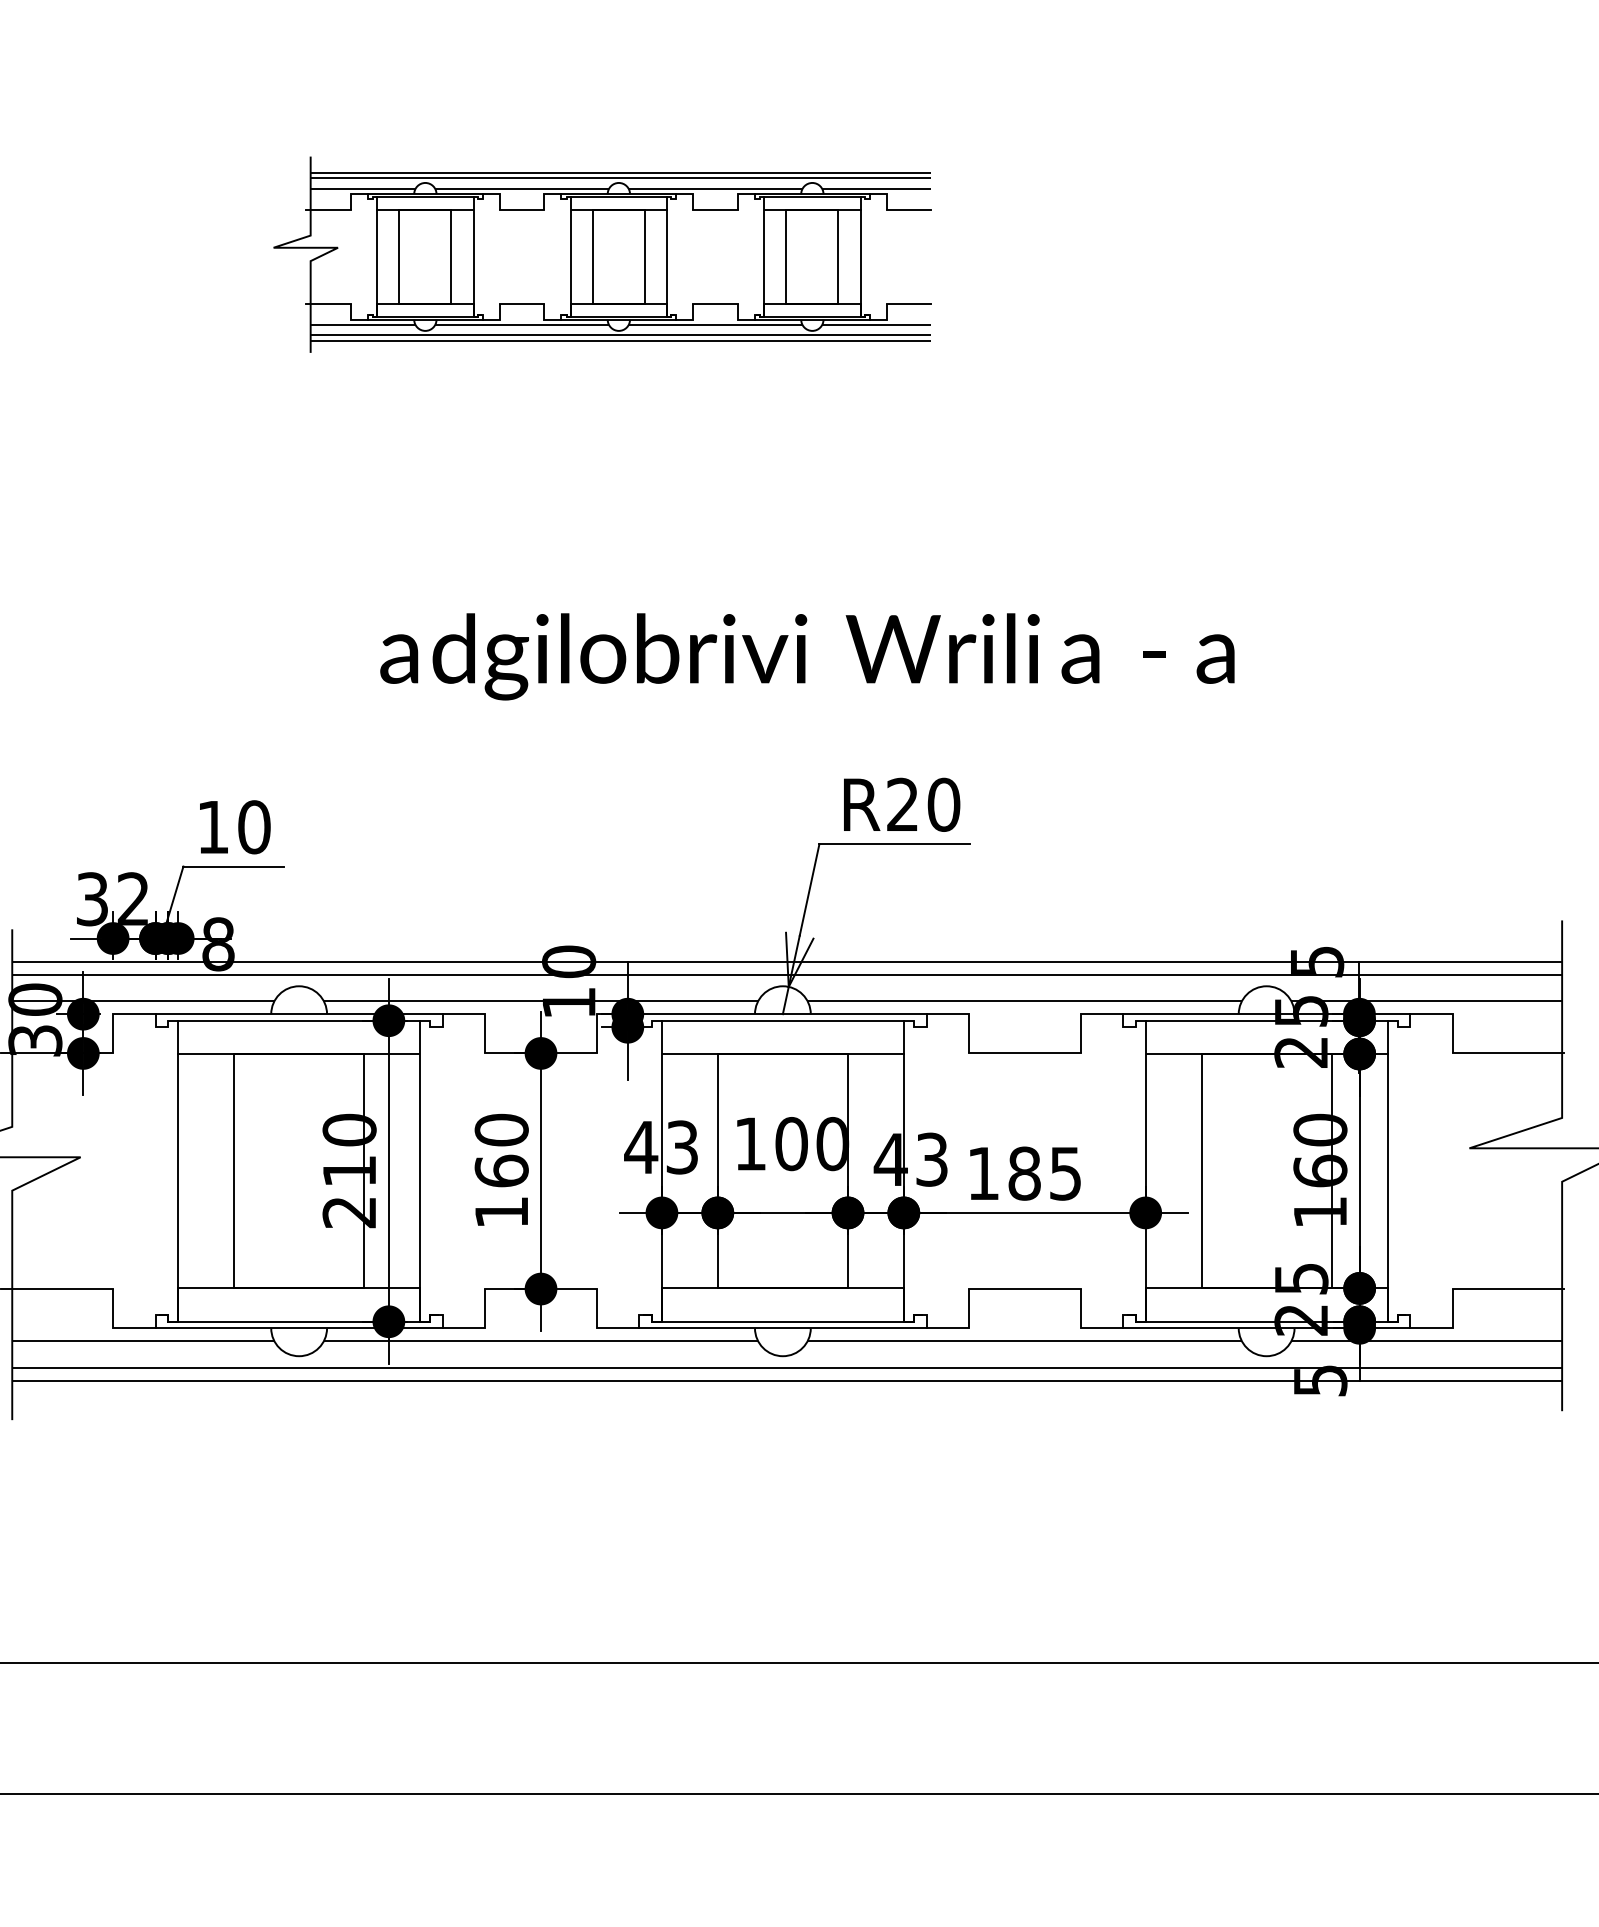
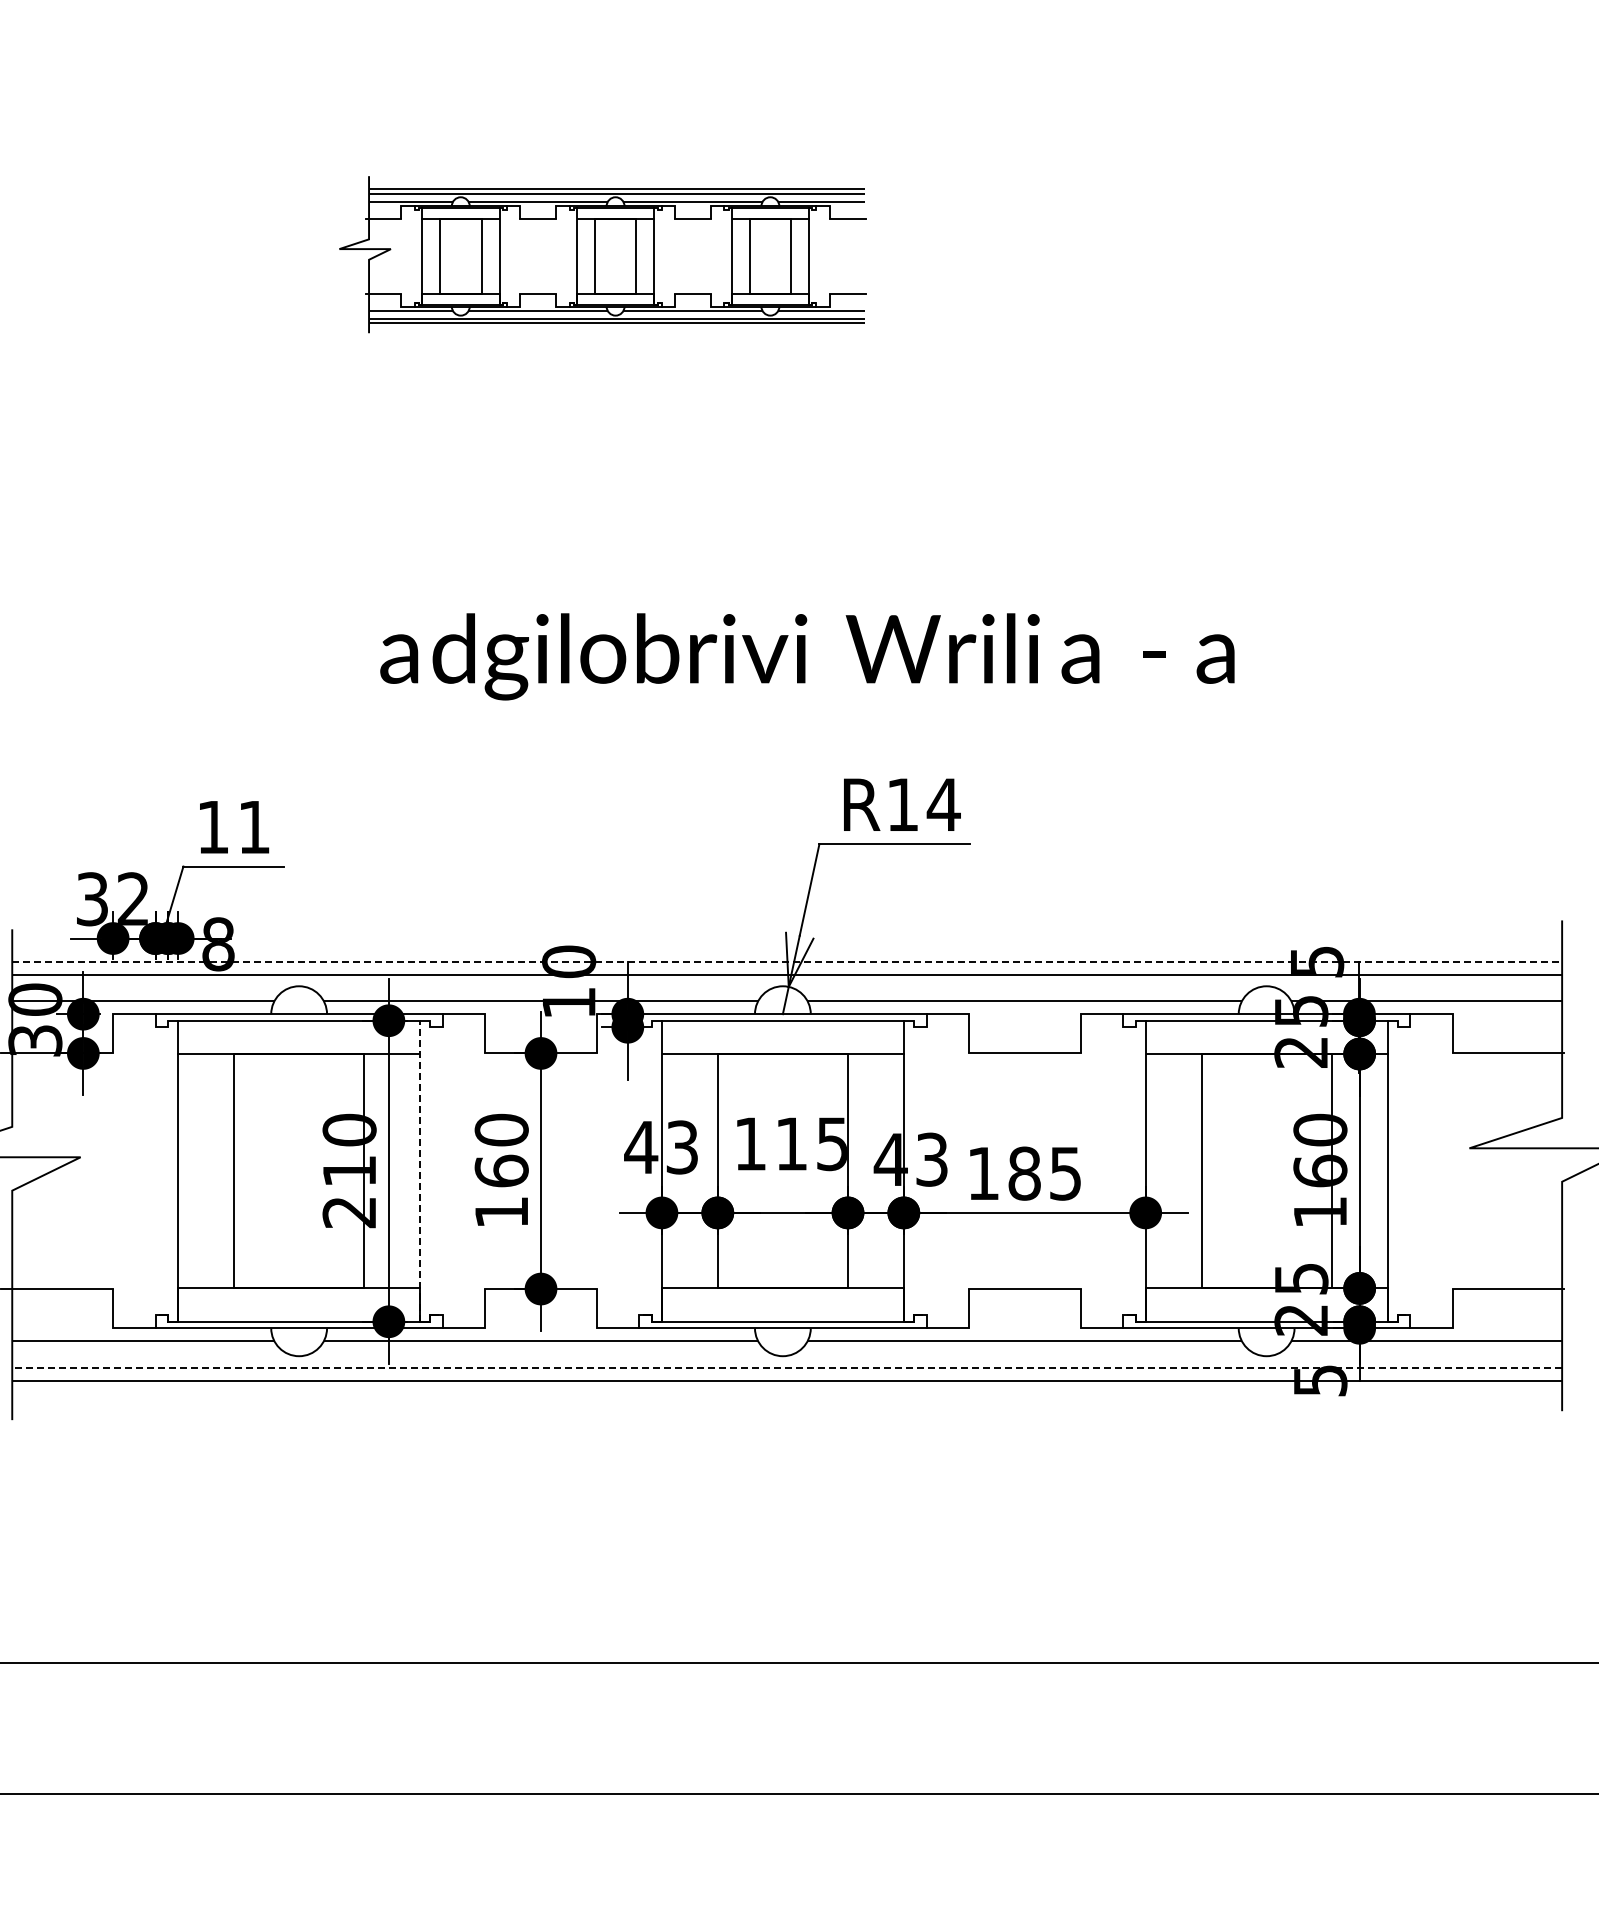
part size: 659x197 px -> 528x158 px (602, 254)
text: R20 -> R14 (923, 804)
text: 10 -> 11 (254, 827)
line: solid -> dashed (787, 961)
text: 100 -> 115 (812, 1144)
line: solid -> dashed (420, 1171)
line: solid -> dashed (787, 1367)
